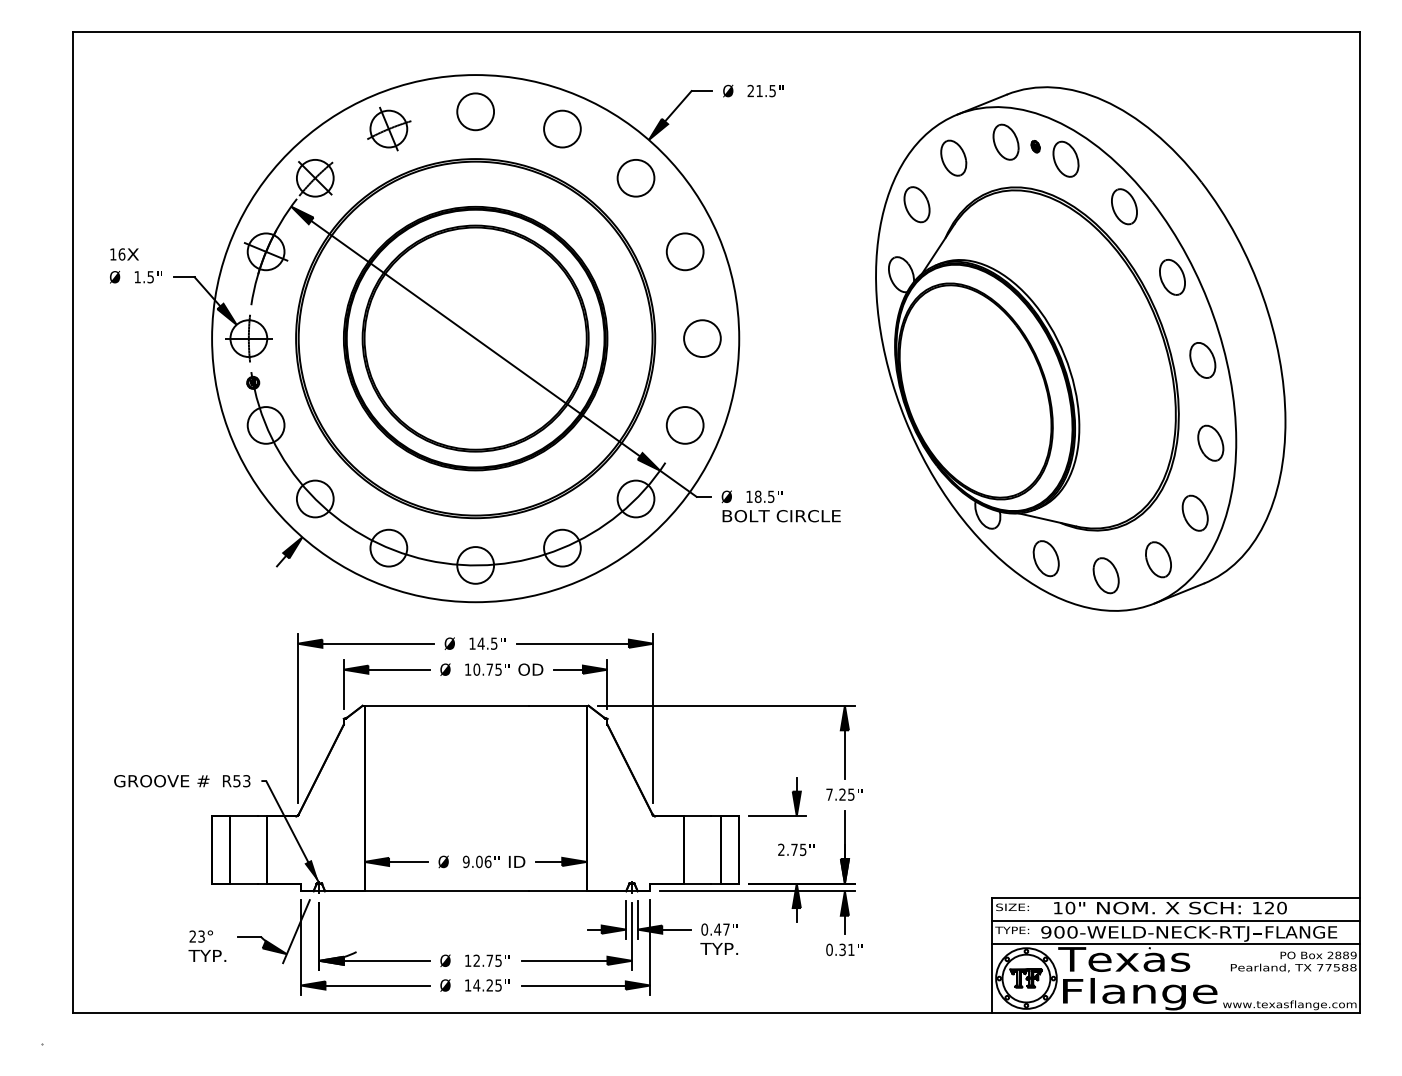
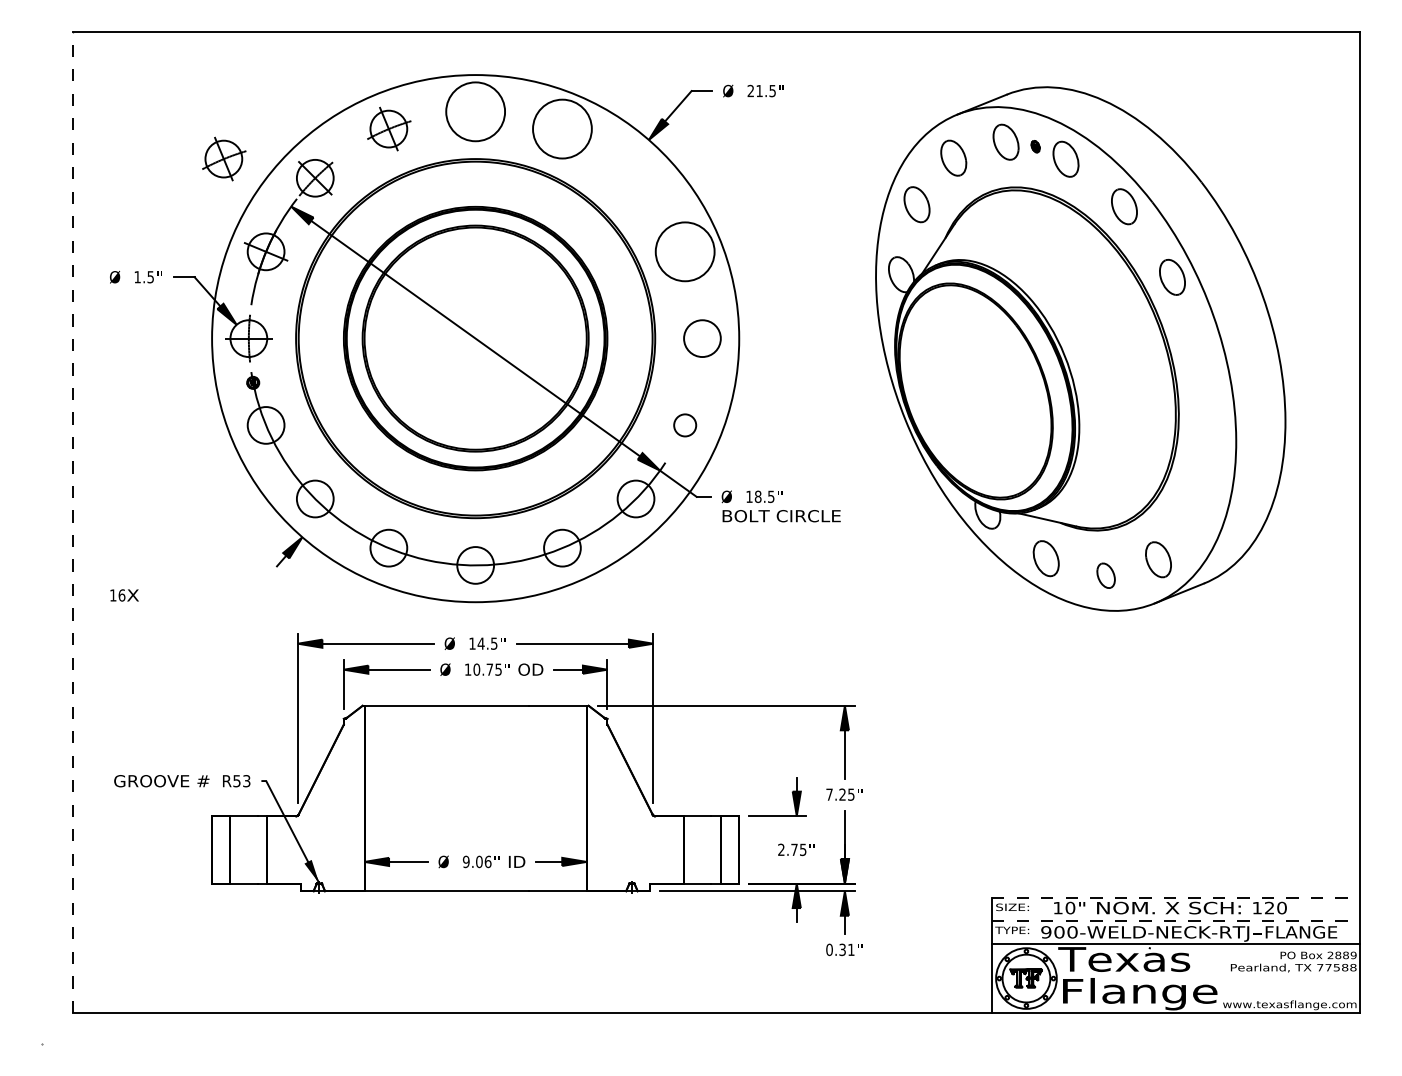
circle diameter: 37 px -> 59 px (475, 111)
circle diameter: 37 px -> 59 px (562, 128)
part: none -> present (224, 158)
circle: present -> none (635, 178)
circle diameter: 37 px -> 59 px (684, 251)
text position: (124, 254) -> (124, 595) (124, 595)
part: present -> none (1202, 360)
circle diameter: 37 px -> 22 px (685, 425)
part: present -> none (1210, 442)
part: present -> none (1194, 512)
line: solid -> dashed (72, 522)
part size: 28x38 px -> 20x27 px (1105, 575)
line: solid -> dashed (1176, 898)
line: solid -> dashed (1176, 921)
part: present -> none (465, 955)
